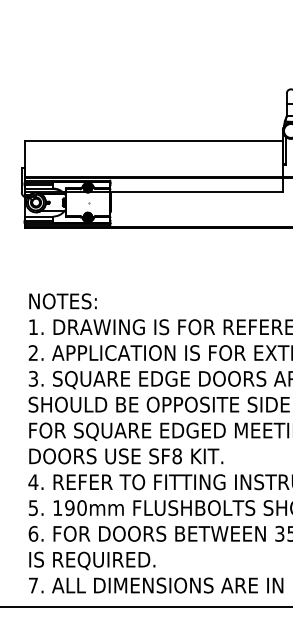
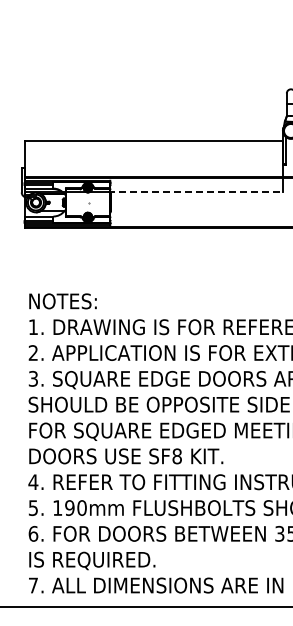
line: solid -> dashed (195, 192)
